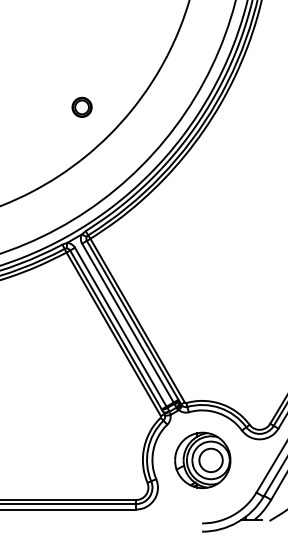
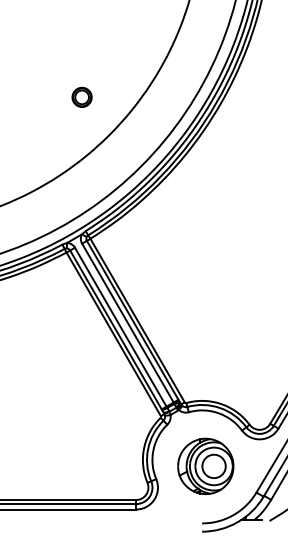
part position: (81, 106) -> (81, 96) (81, 96)
part position: (202, 459) -> (205, 465) (205, 465)
